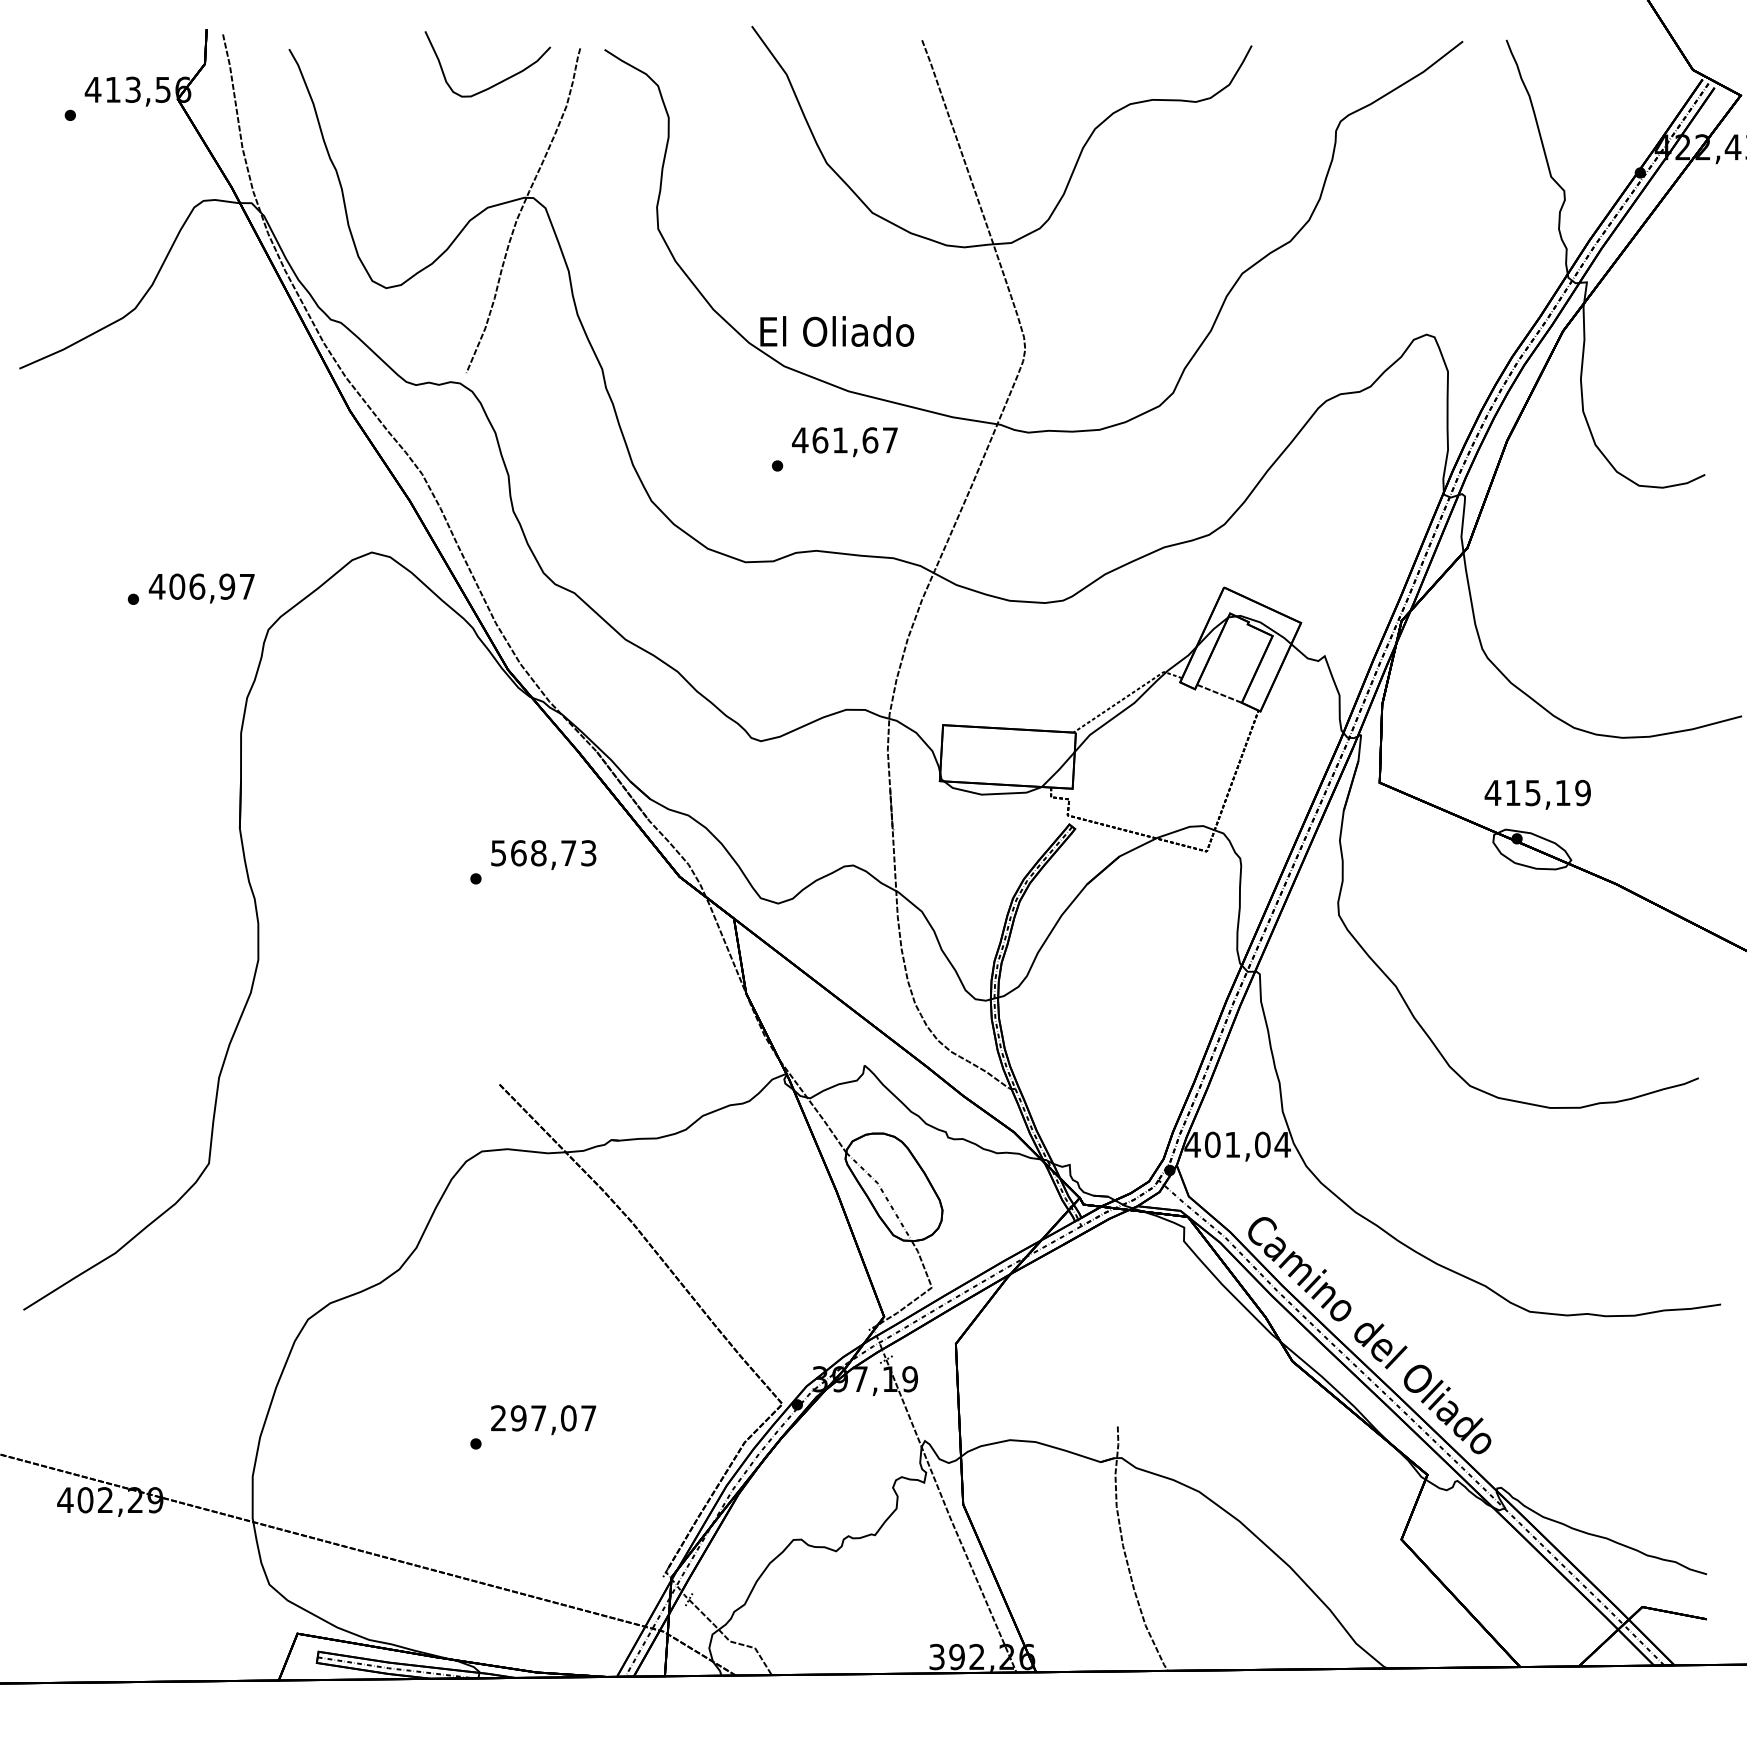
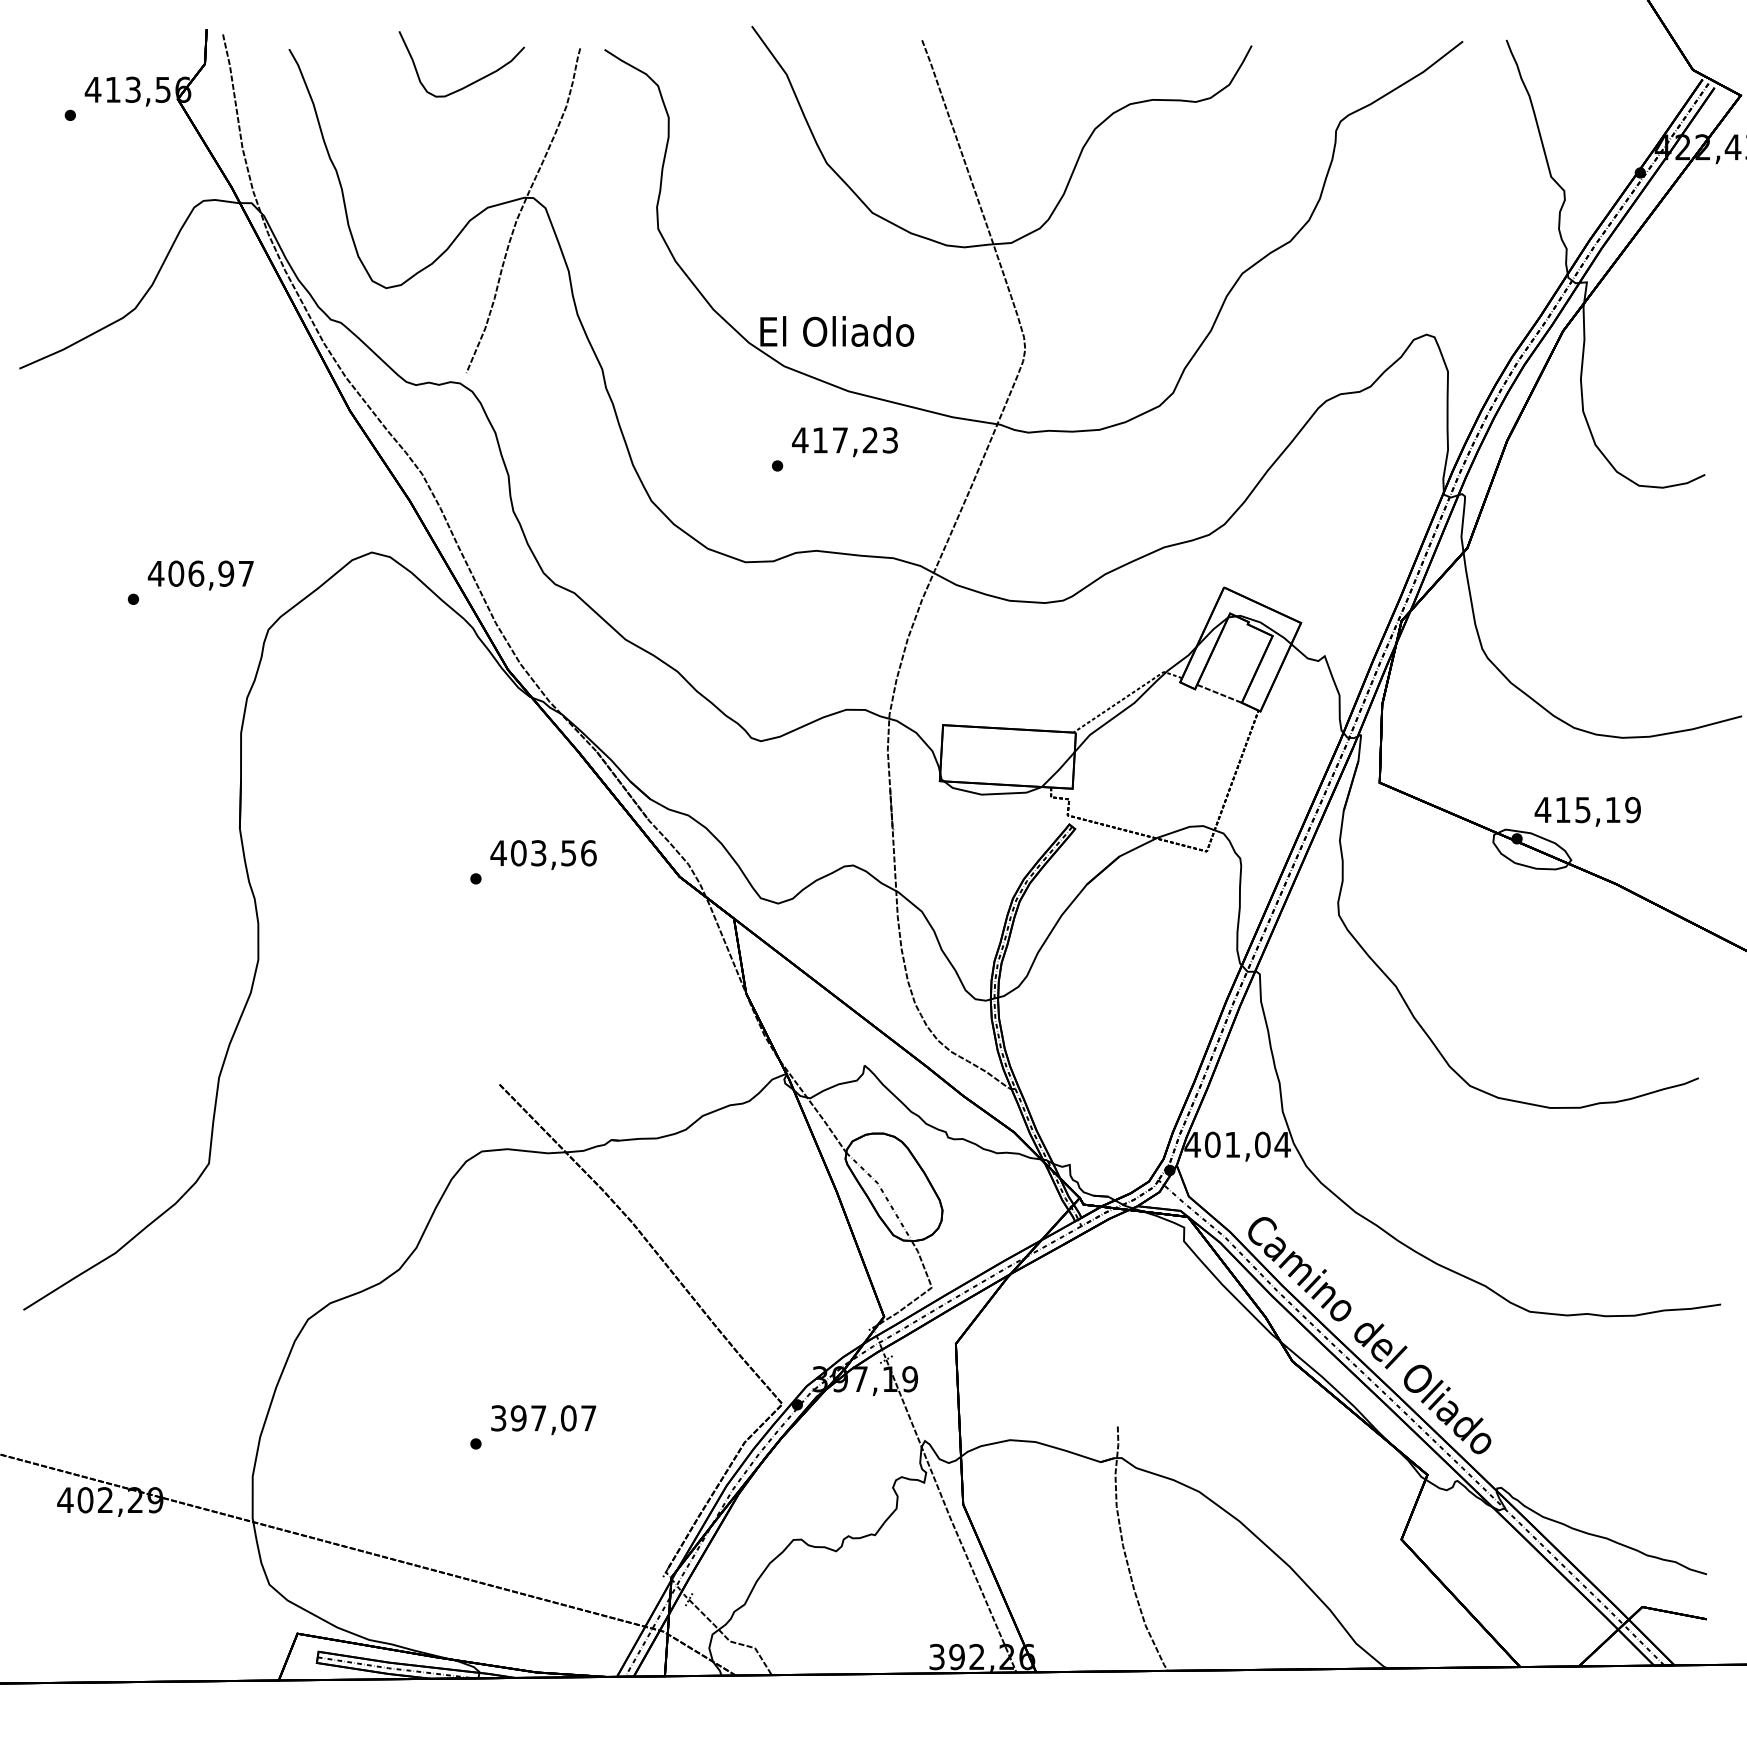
curve position: (496, 83) -> (470, 83) (470, 83)
text: 461,67 -> 417,23 (854, 440)
text position: (201, 588) -> (200, 575) (200, 575)
text position: (1537, 794) -> (1587, 811) (1587, 811)
text: 568,73 -> 403,56 (543, 853)
text: 297,07 -> 397,07 (498, 1418)
